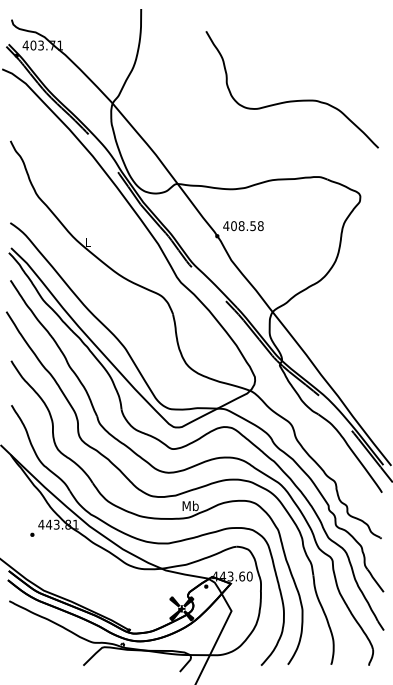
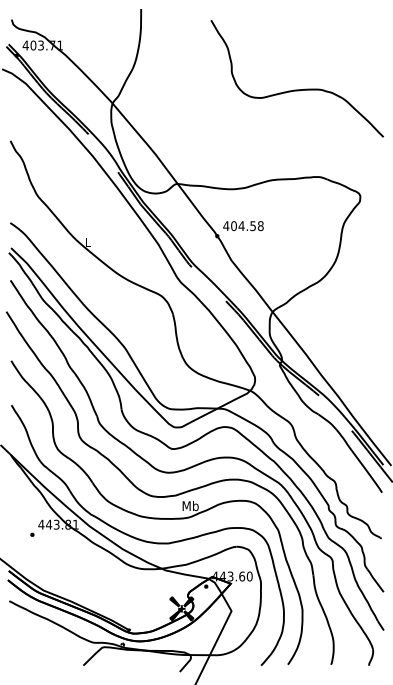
curve position: (291, 100) -> (296, 89) (296, 89)
text: 408.58 -> 404.58 (241, 226)
